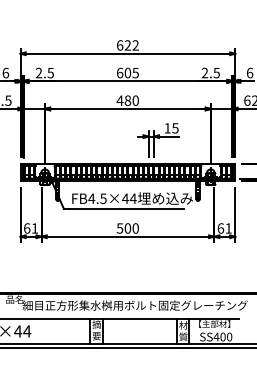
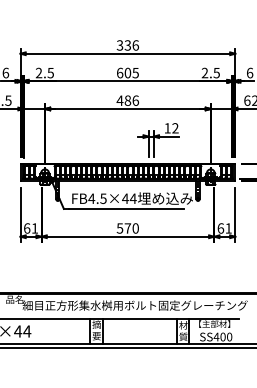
text: 622 -> 336 (127, 45)
text: 480 -> 486 (135, 100)
text: 15 -> 12 (175, 128)
text: 500 -> 570 (127, 228)
